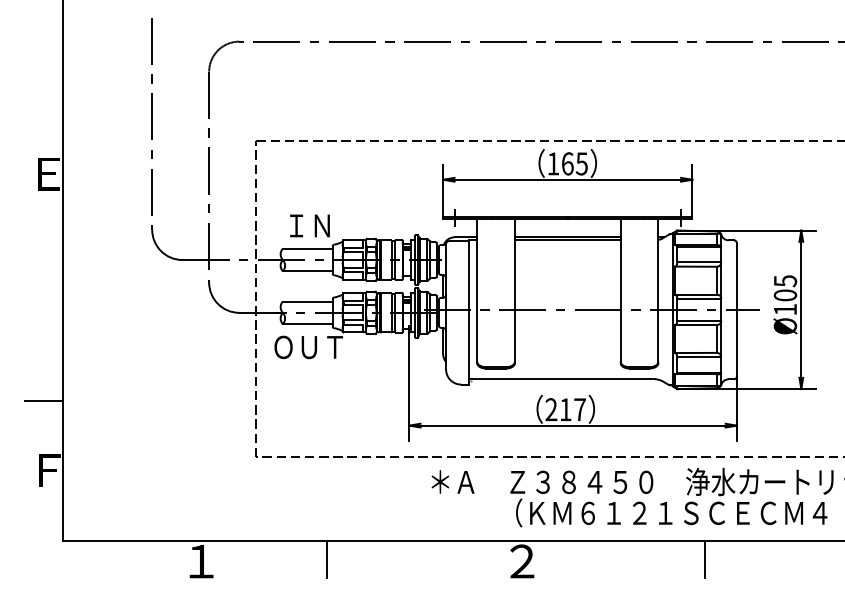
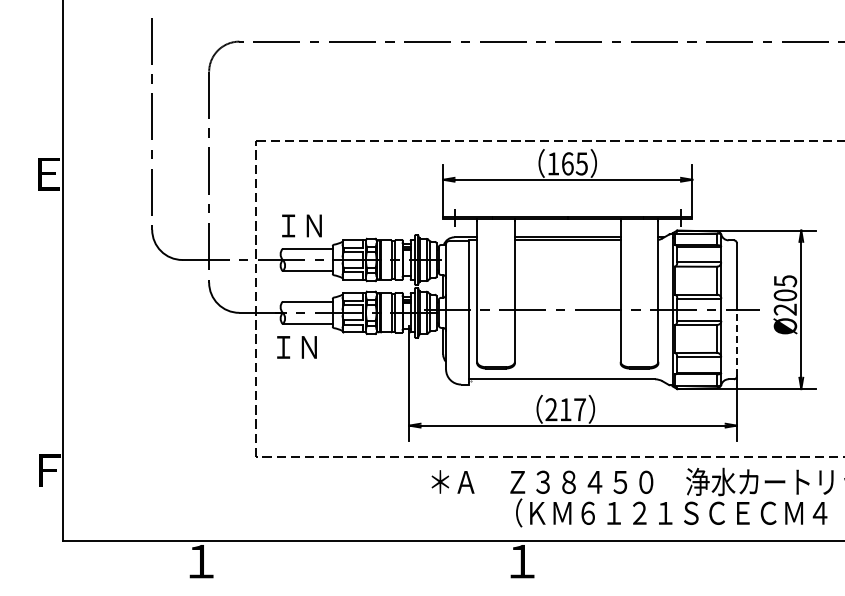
text position: (309, 225) -> (301, 225) (301, 225)
text: Ø105 -> Ø205 (784, 309)
line: solid -> dashed (736, 342)
text: ＯＵＴ -> ＩＮ (308, 347)
line: present -> none (44, 400)
line: present -> none (327, 559)
line: present -> none (704, 559)
text: ２ -> １ (522, 560)
